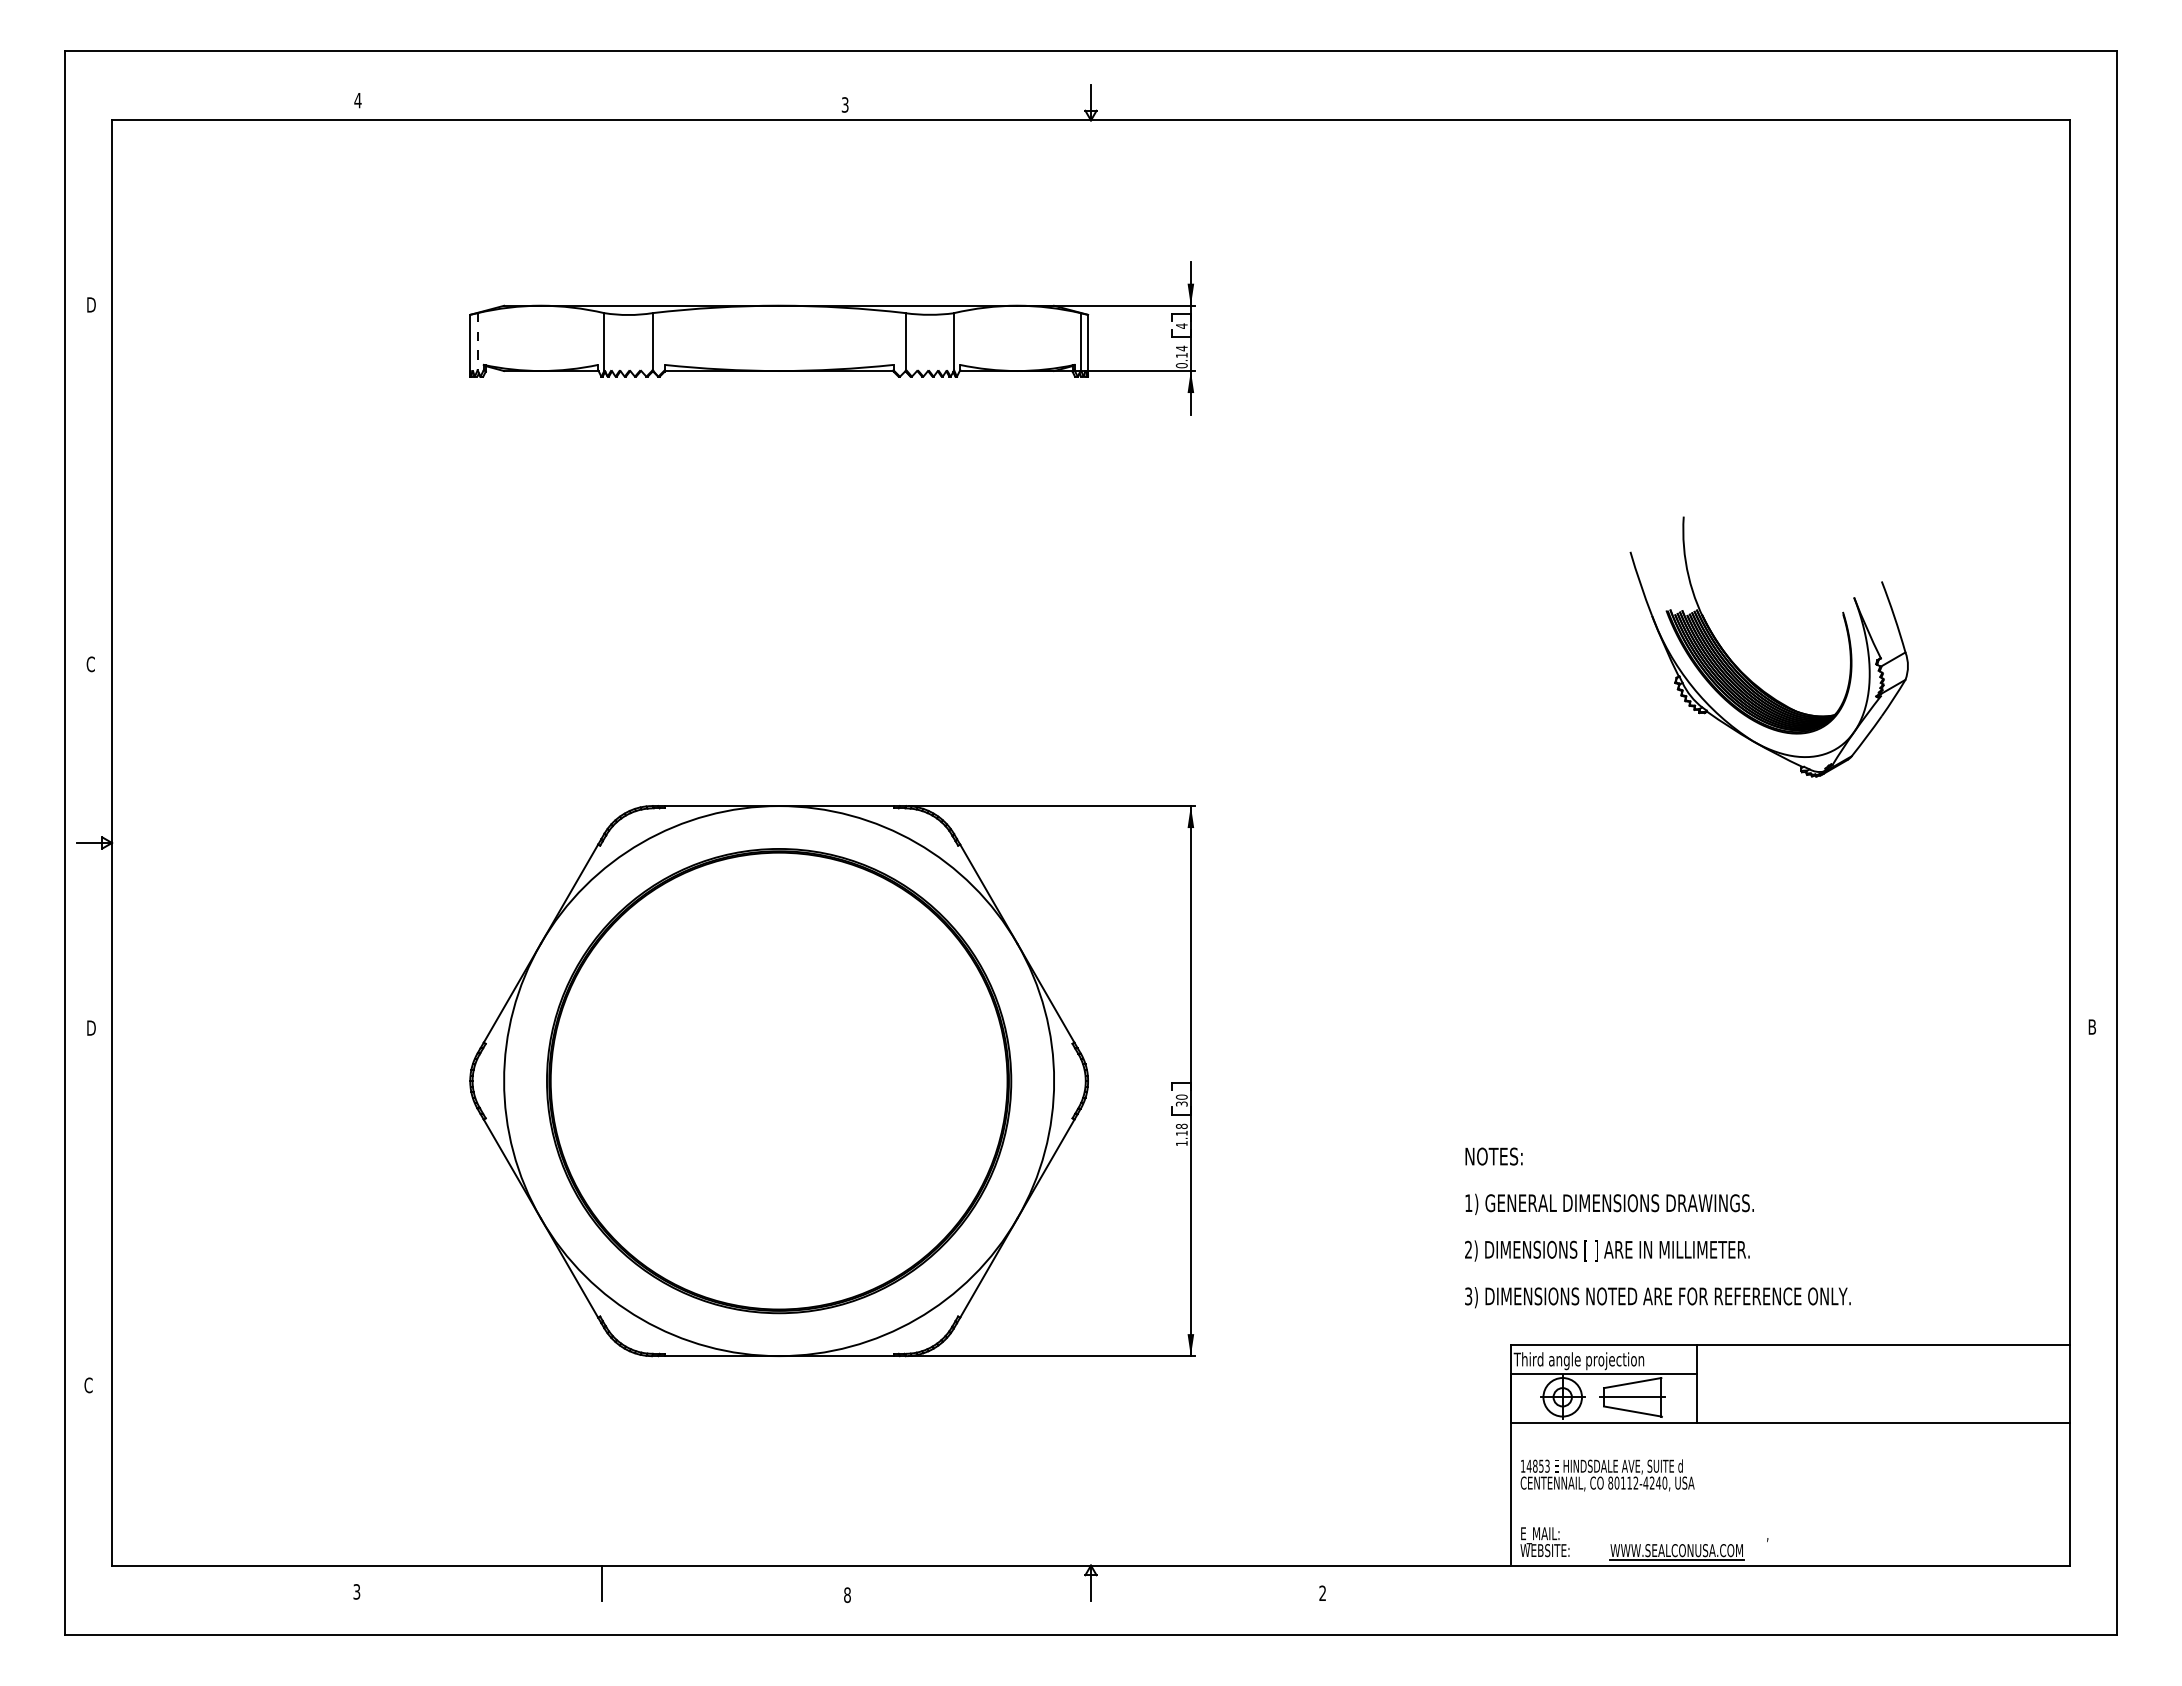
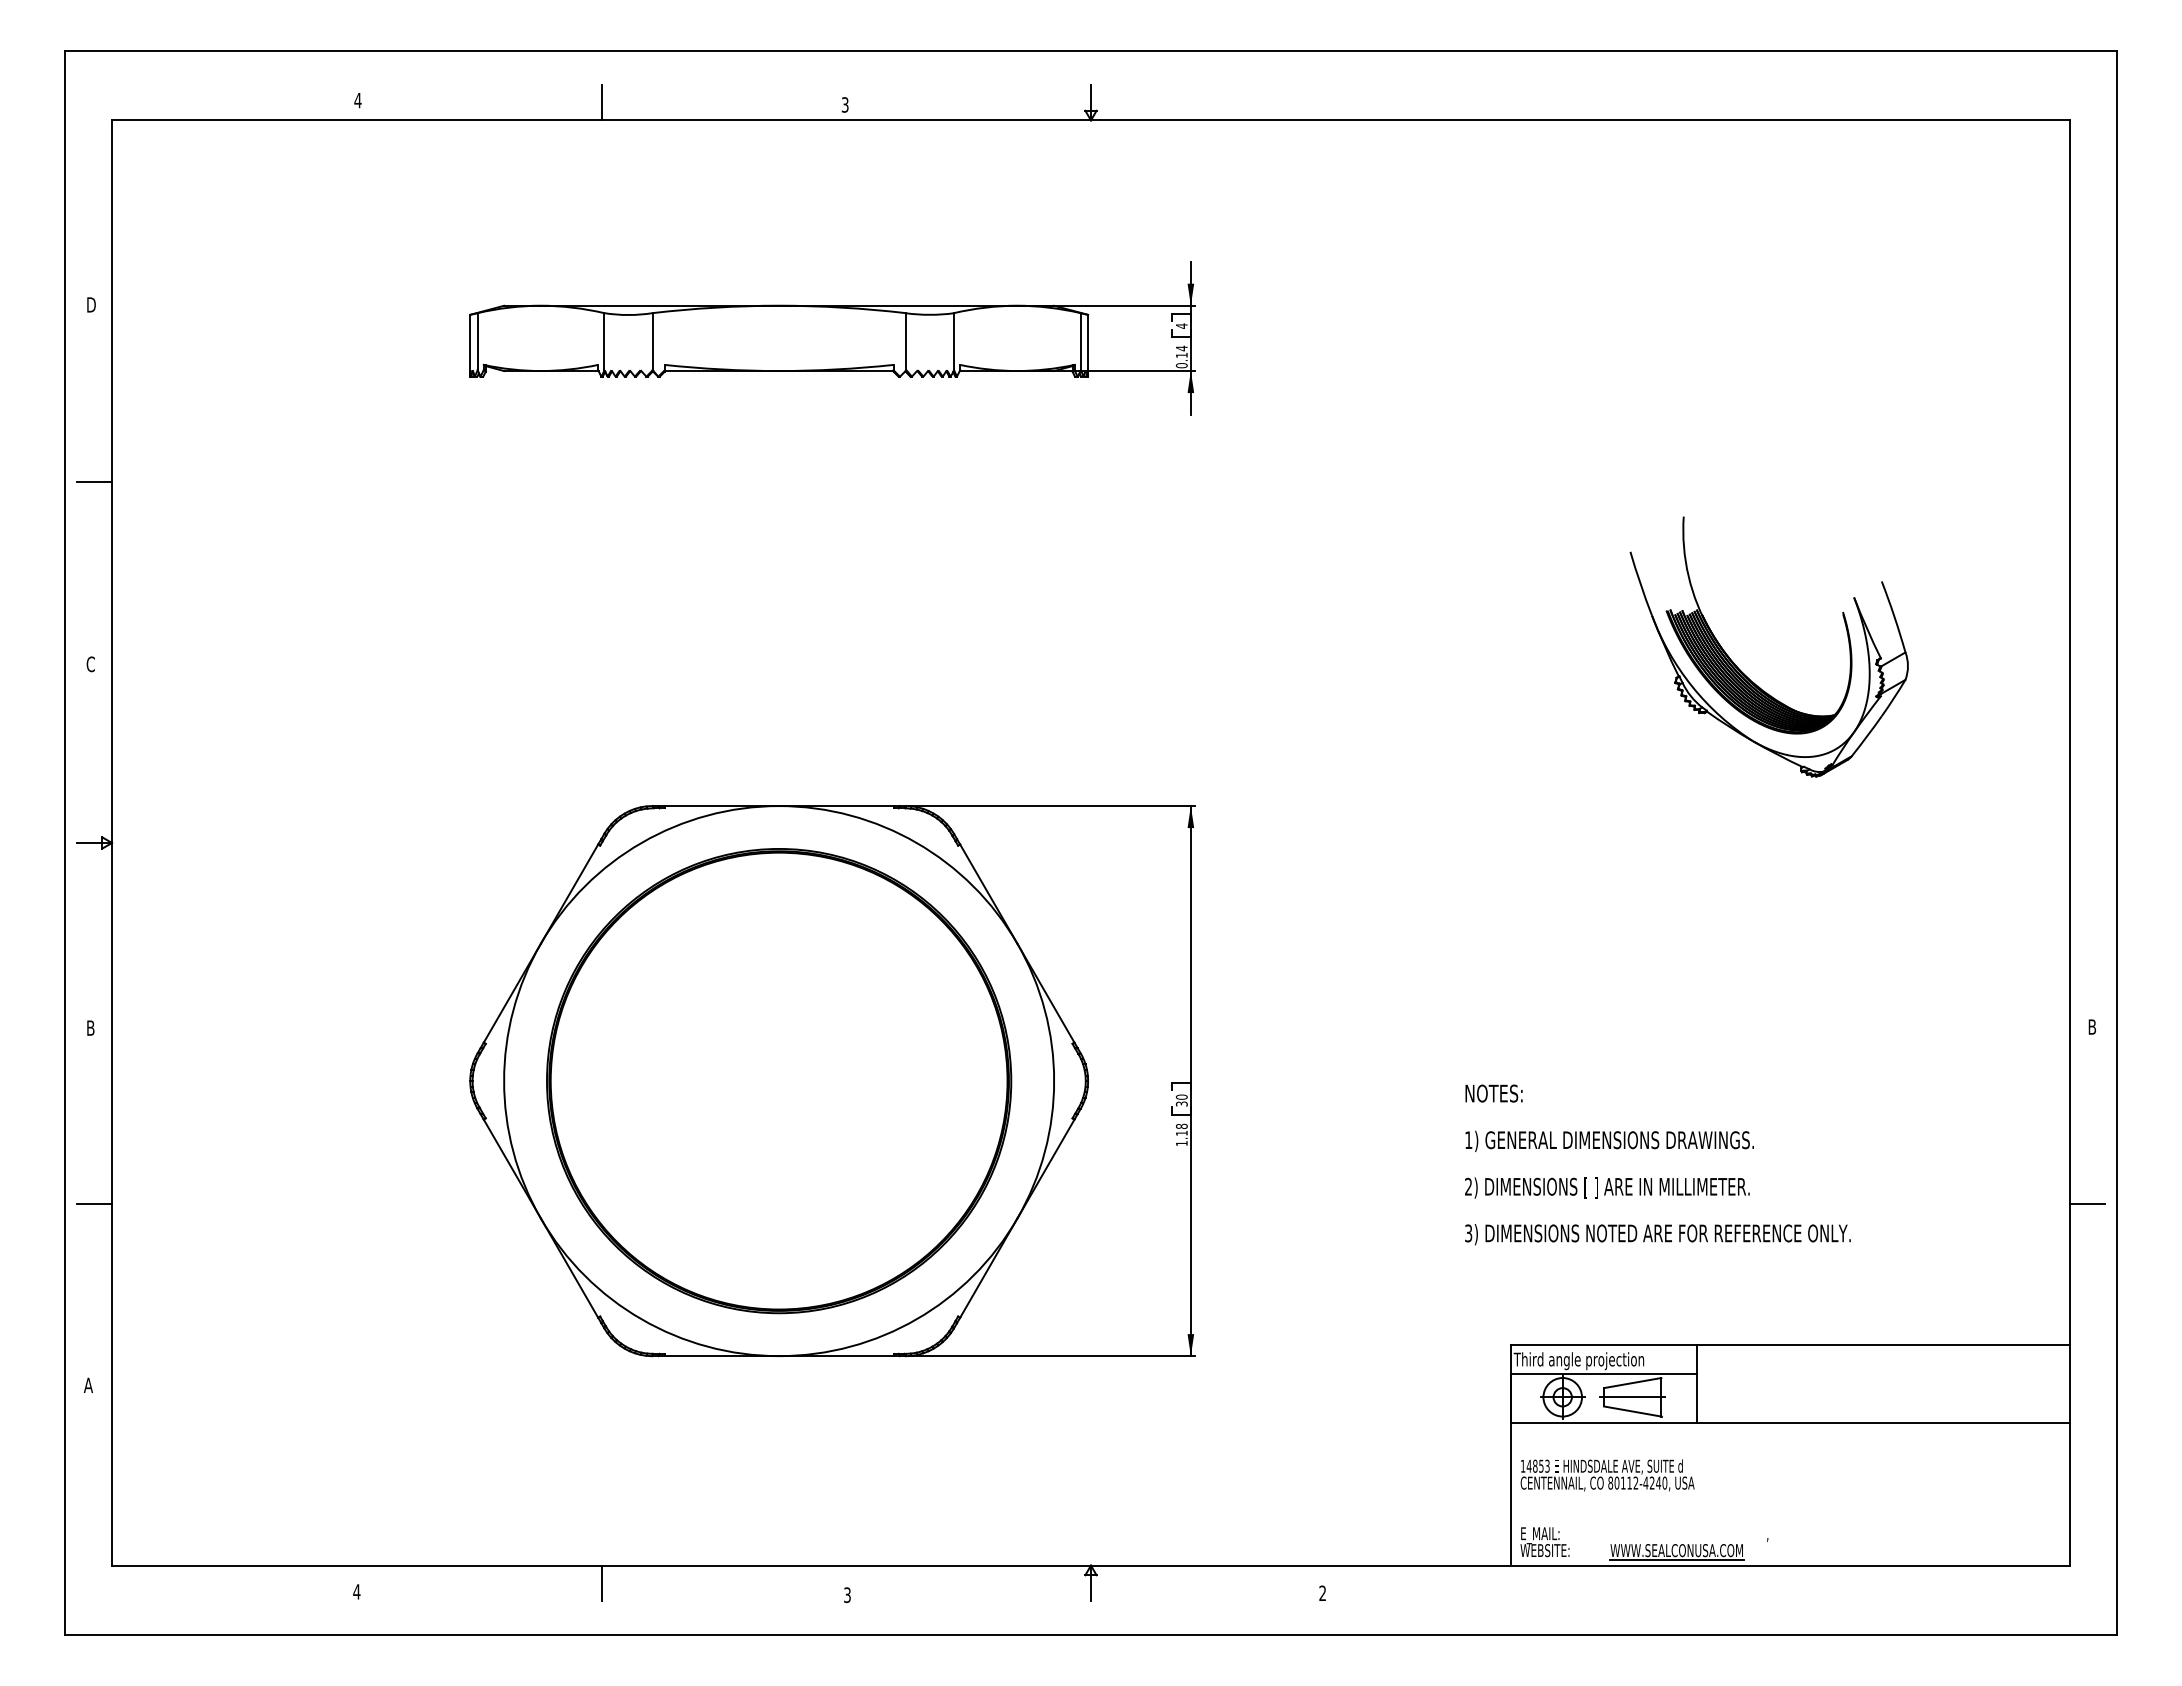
line: none -> present (601, 102)
line: dashed -> solid (477, 341)
line: none -> present (94, 481)
text: D -> B (91, 1028)
line: none -> present (94, 1204)
line: none -> present (2086, 1204)
text position: (1657, 1227) -> (1657, 1164) (1657, 1164)
text: C -> A (87, 1385)
text: 3 -> 4 (356, 1591)
text: 8 -> 3 (847, 1594)
